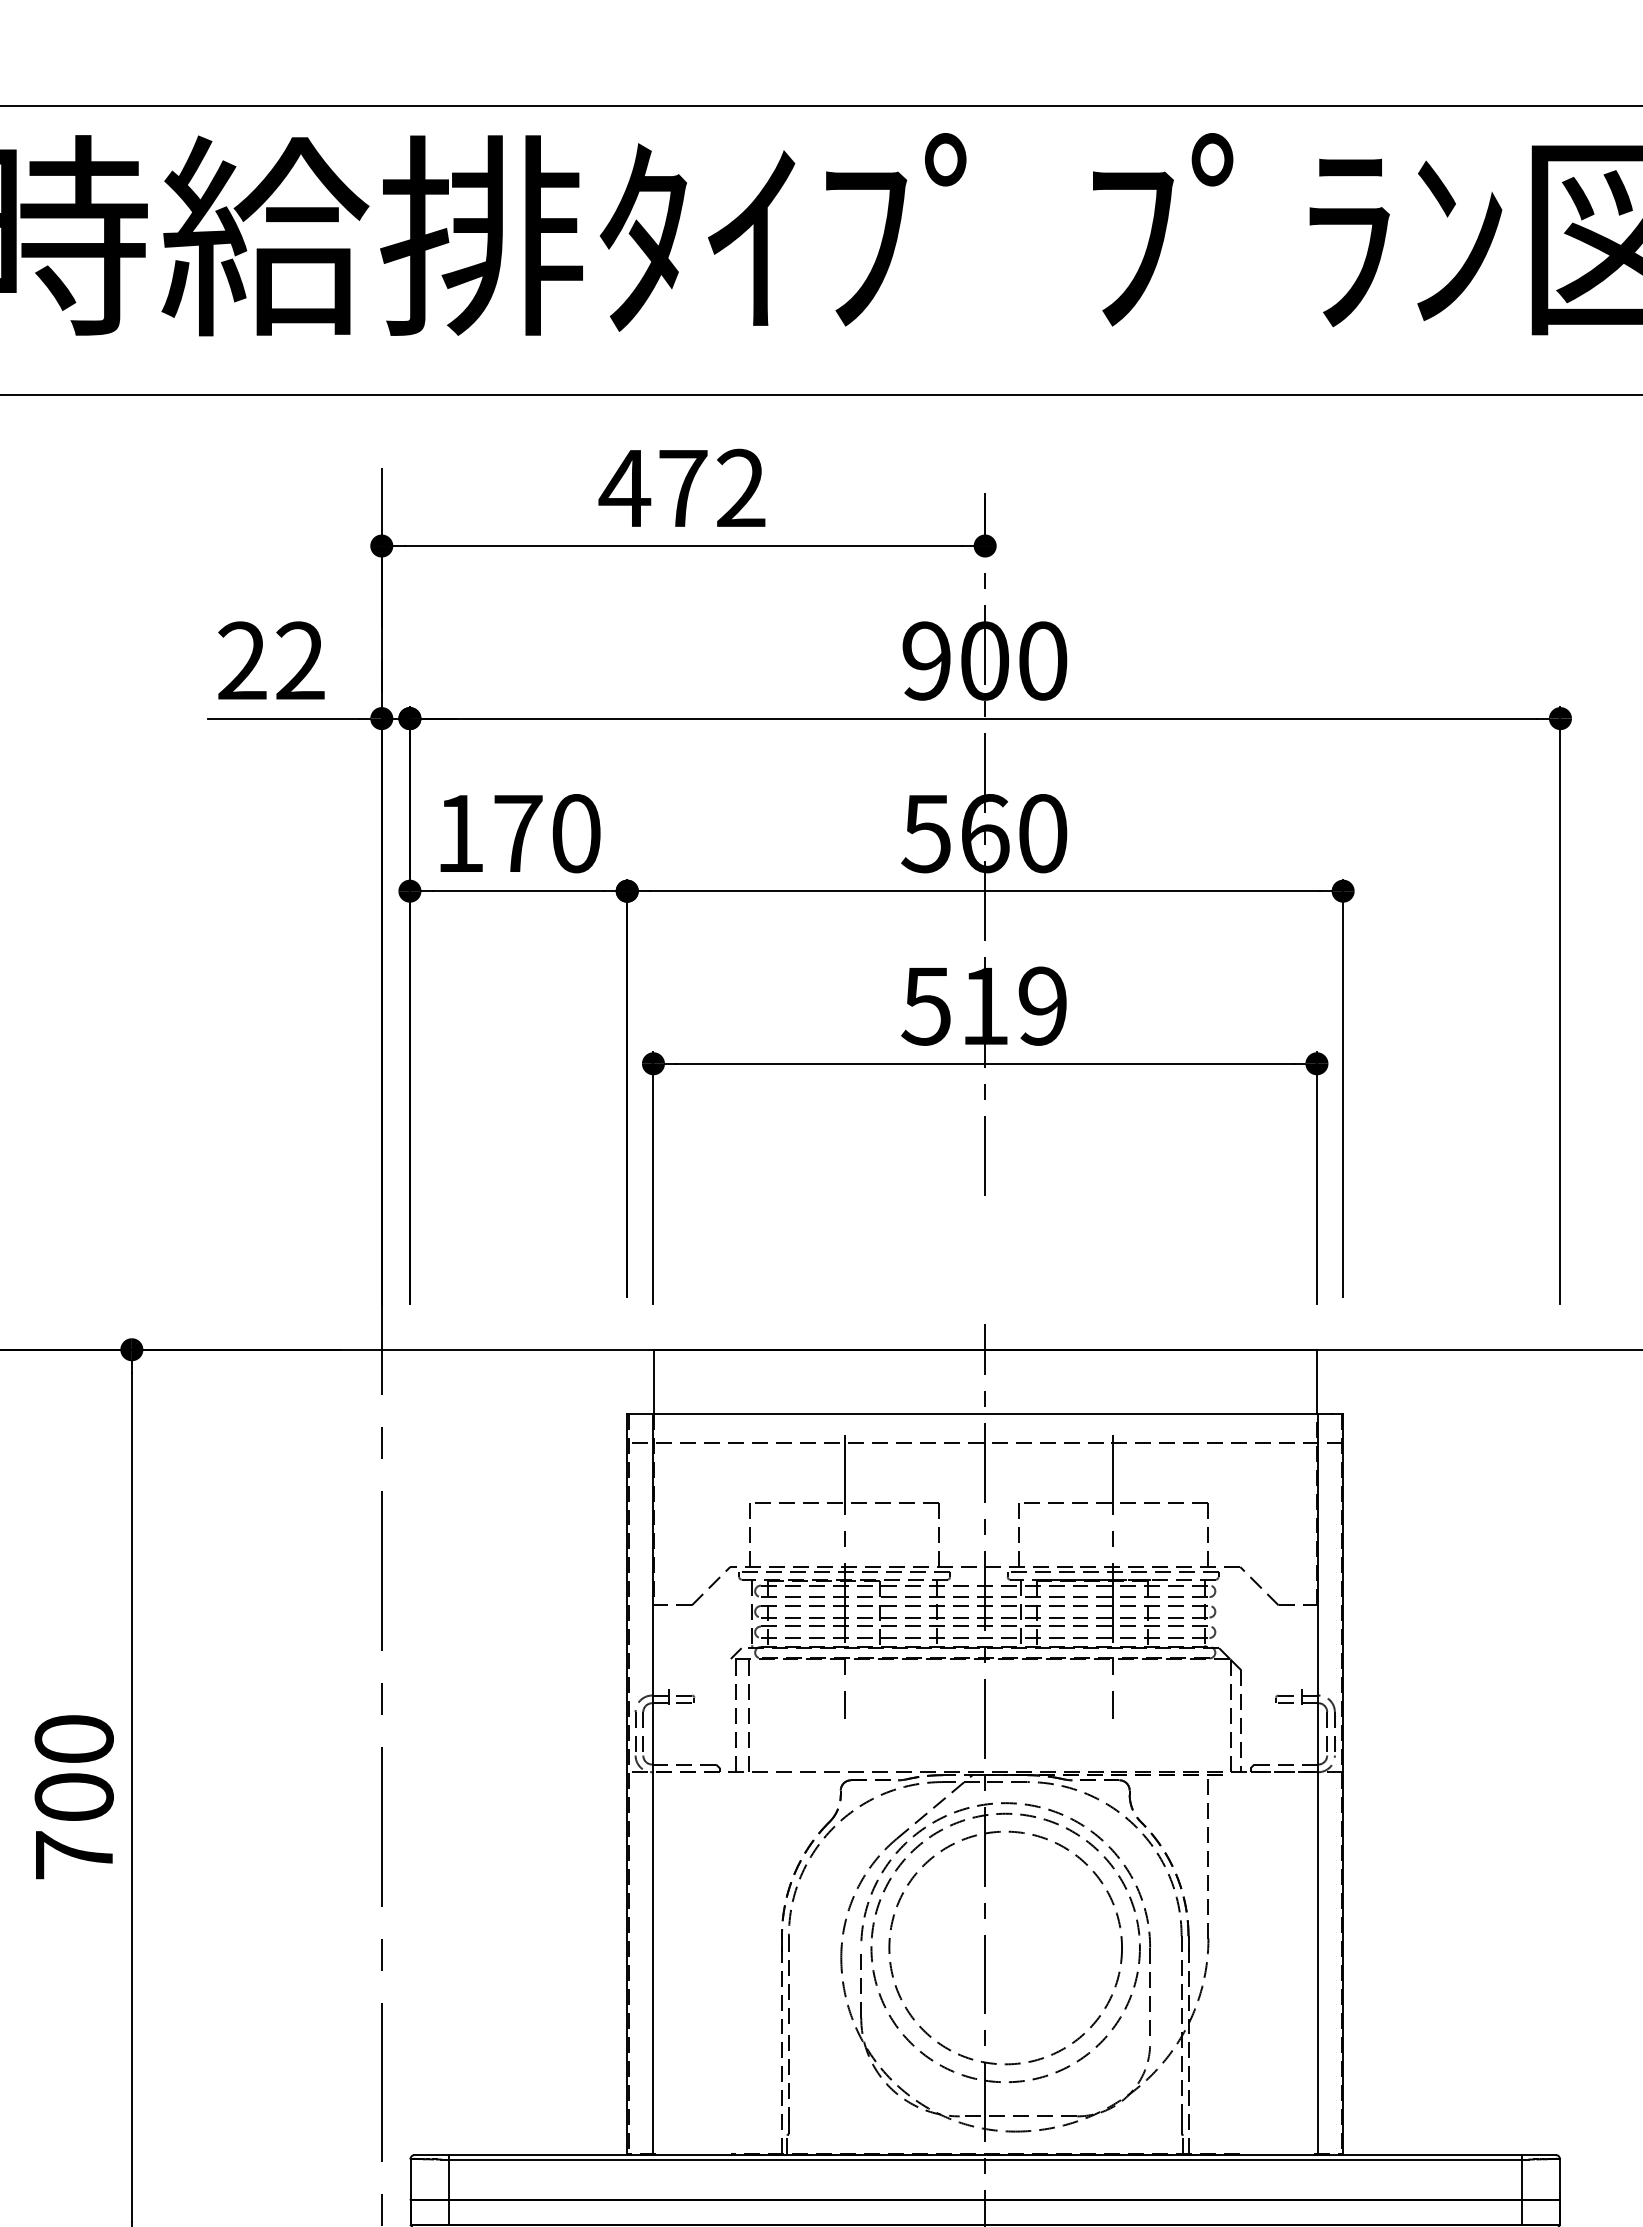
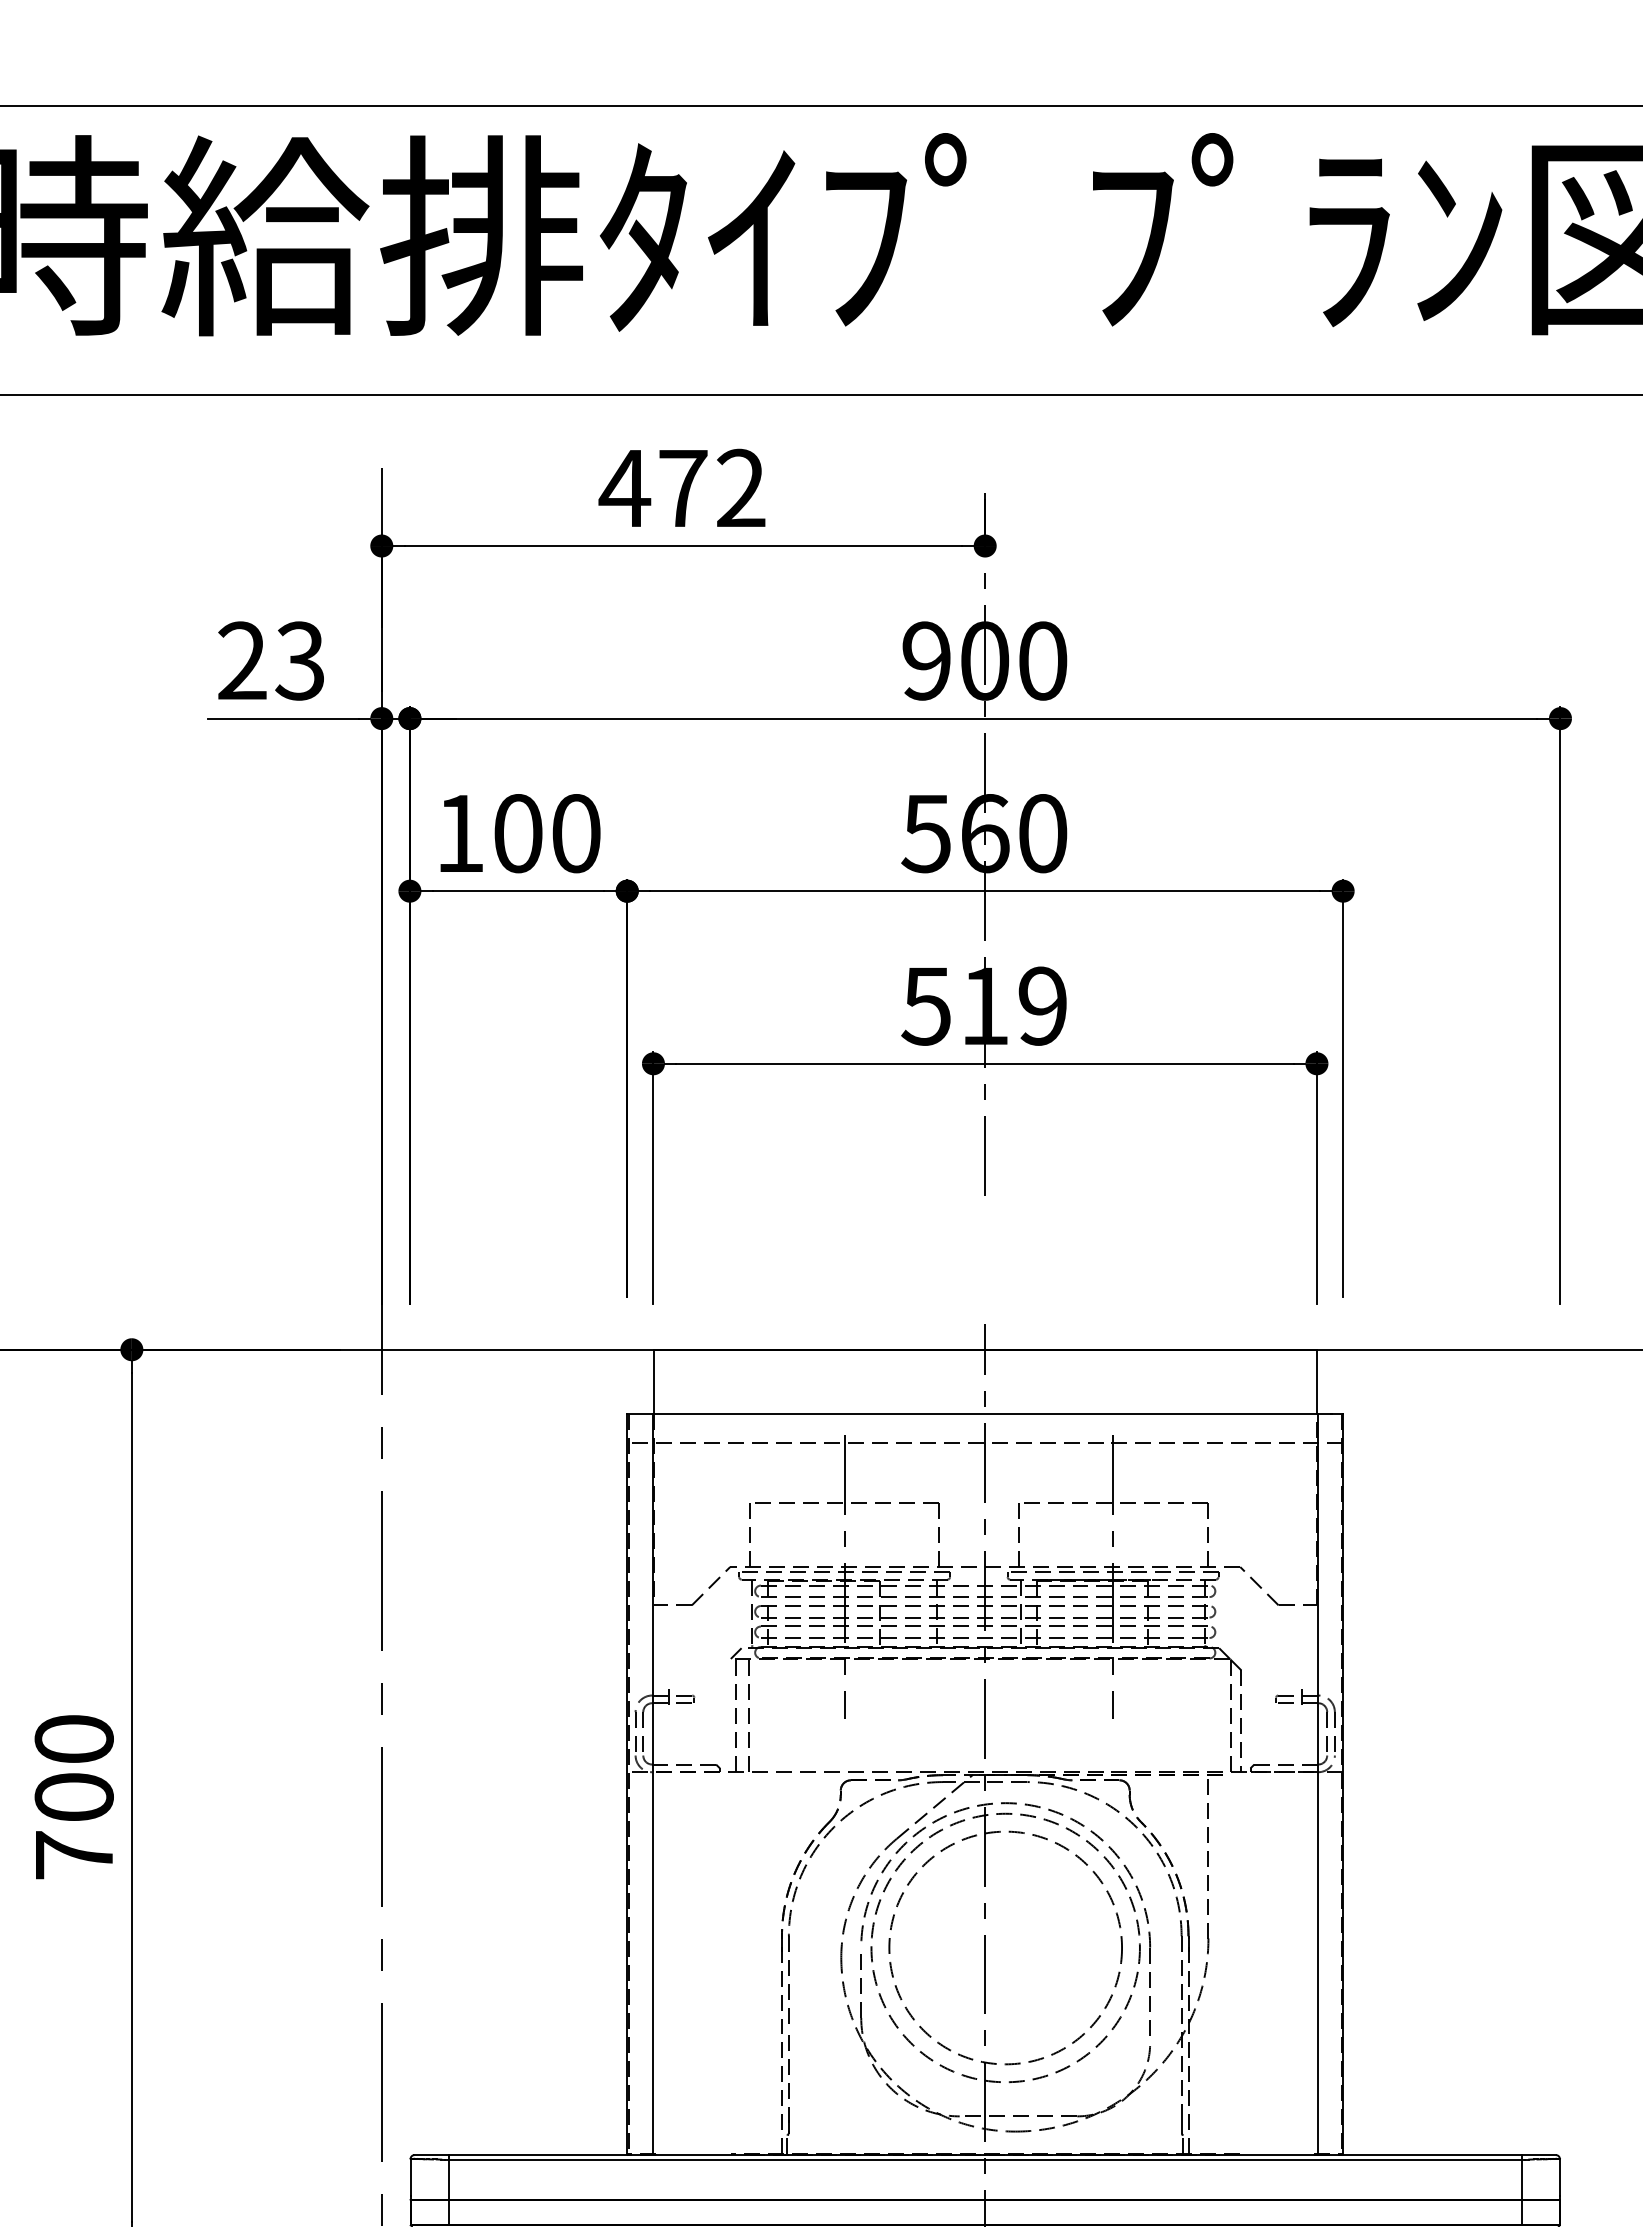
text: 22 -> 23 (299, 660)
text: 170 -> 100 (518, 833)
